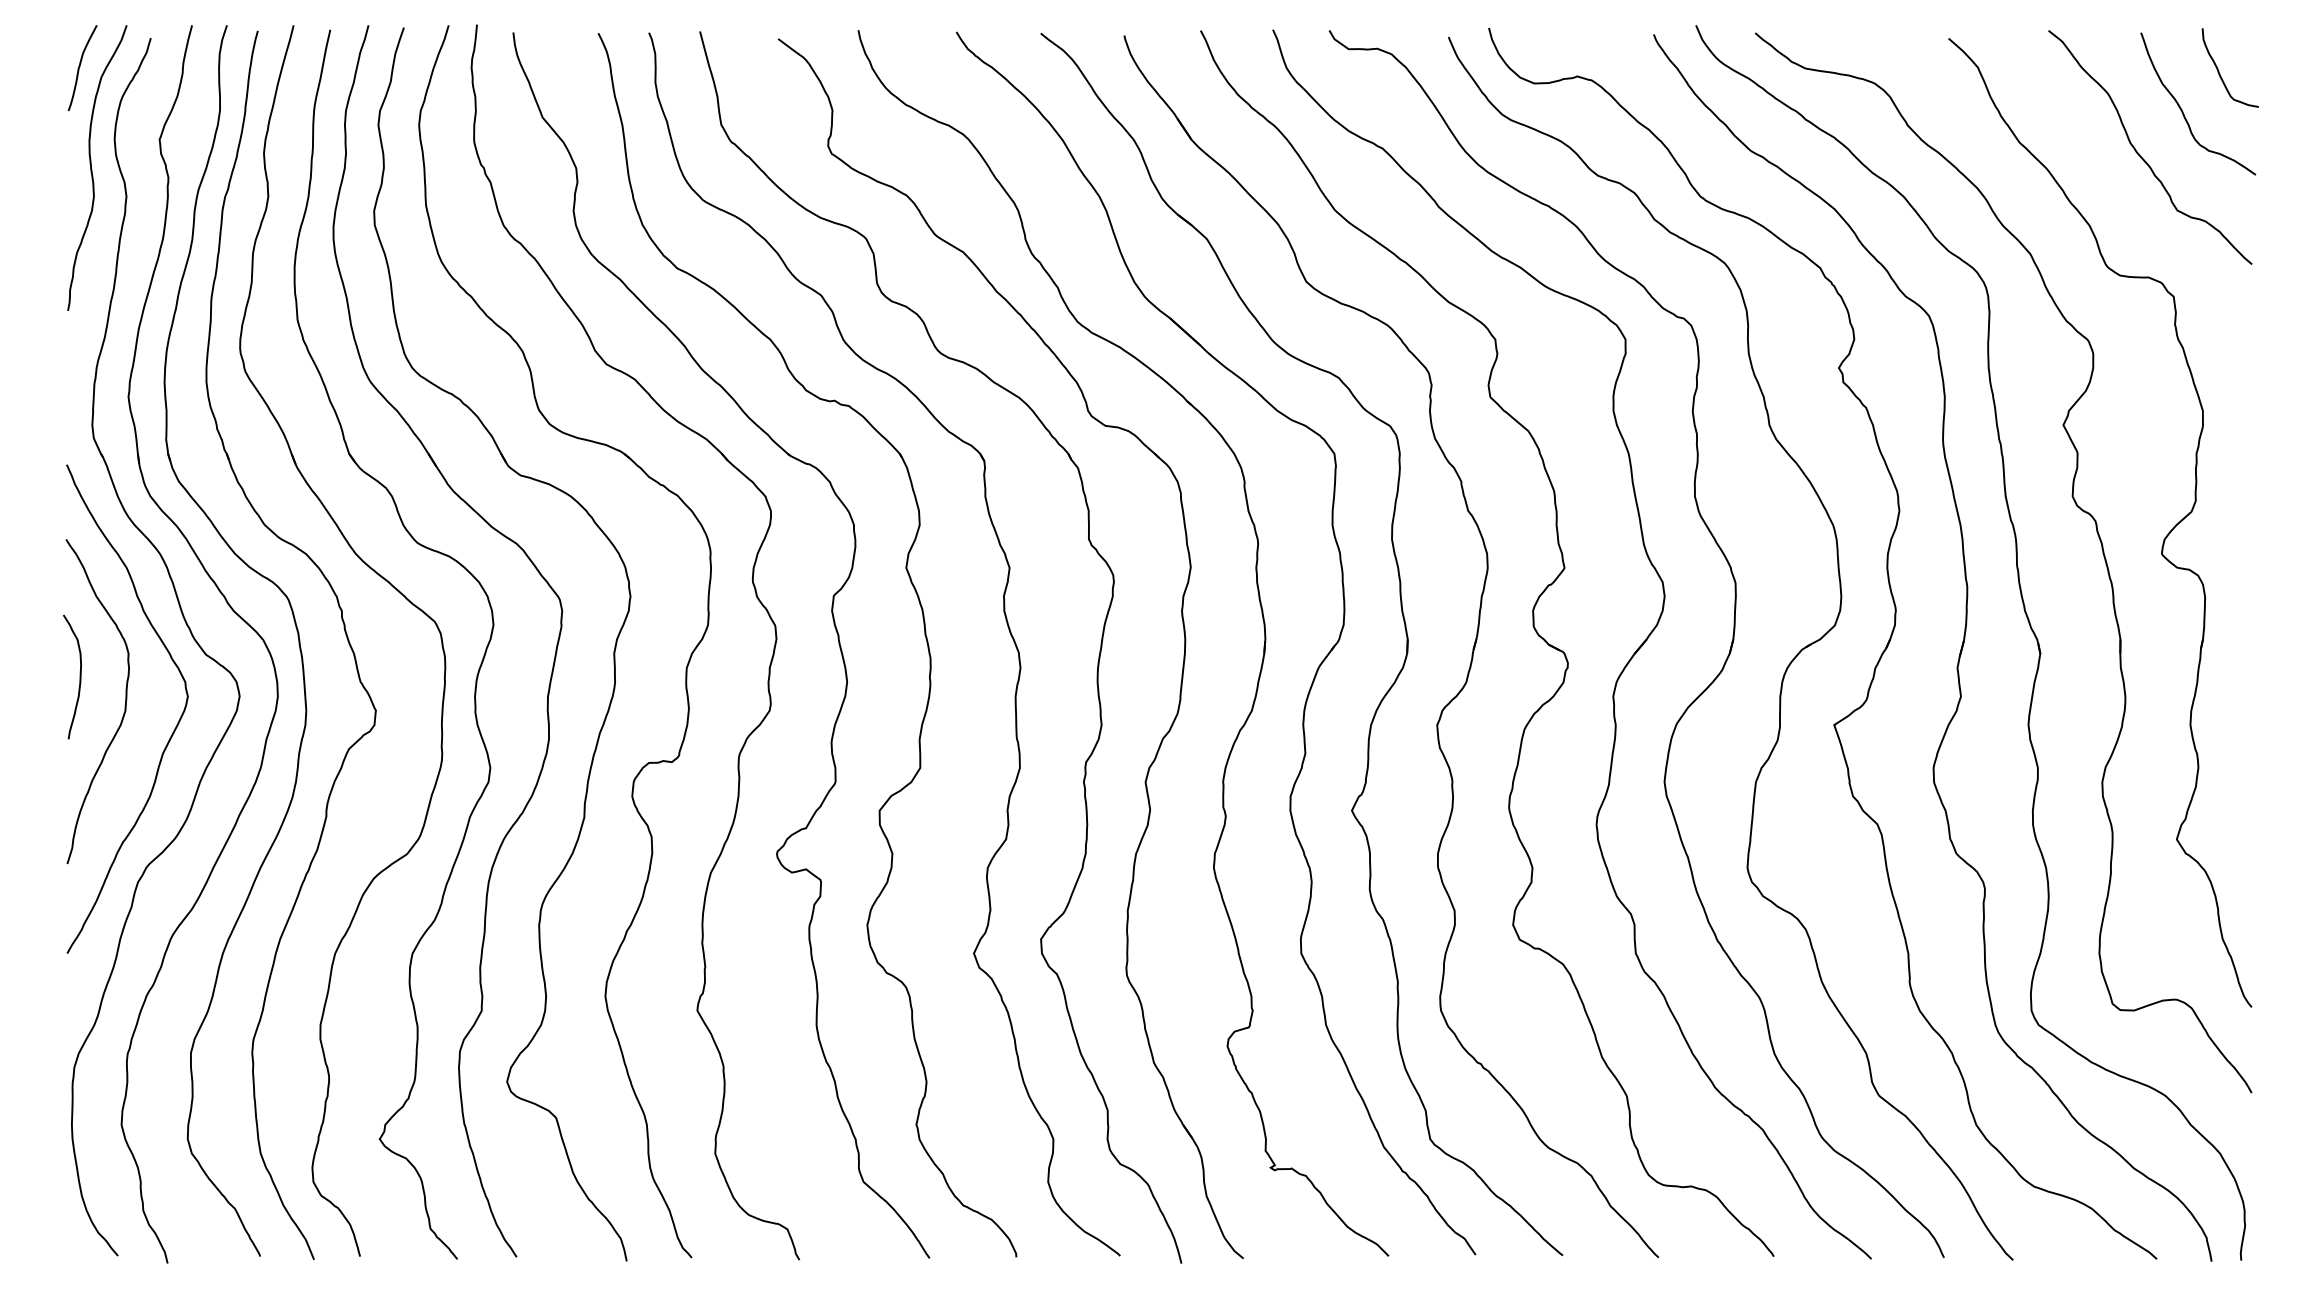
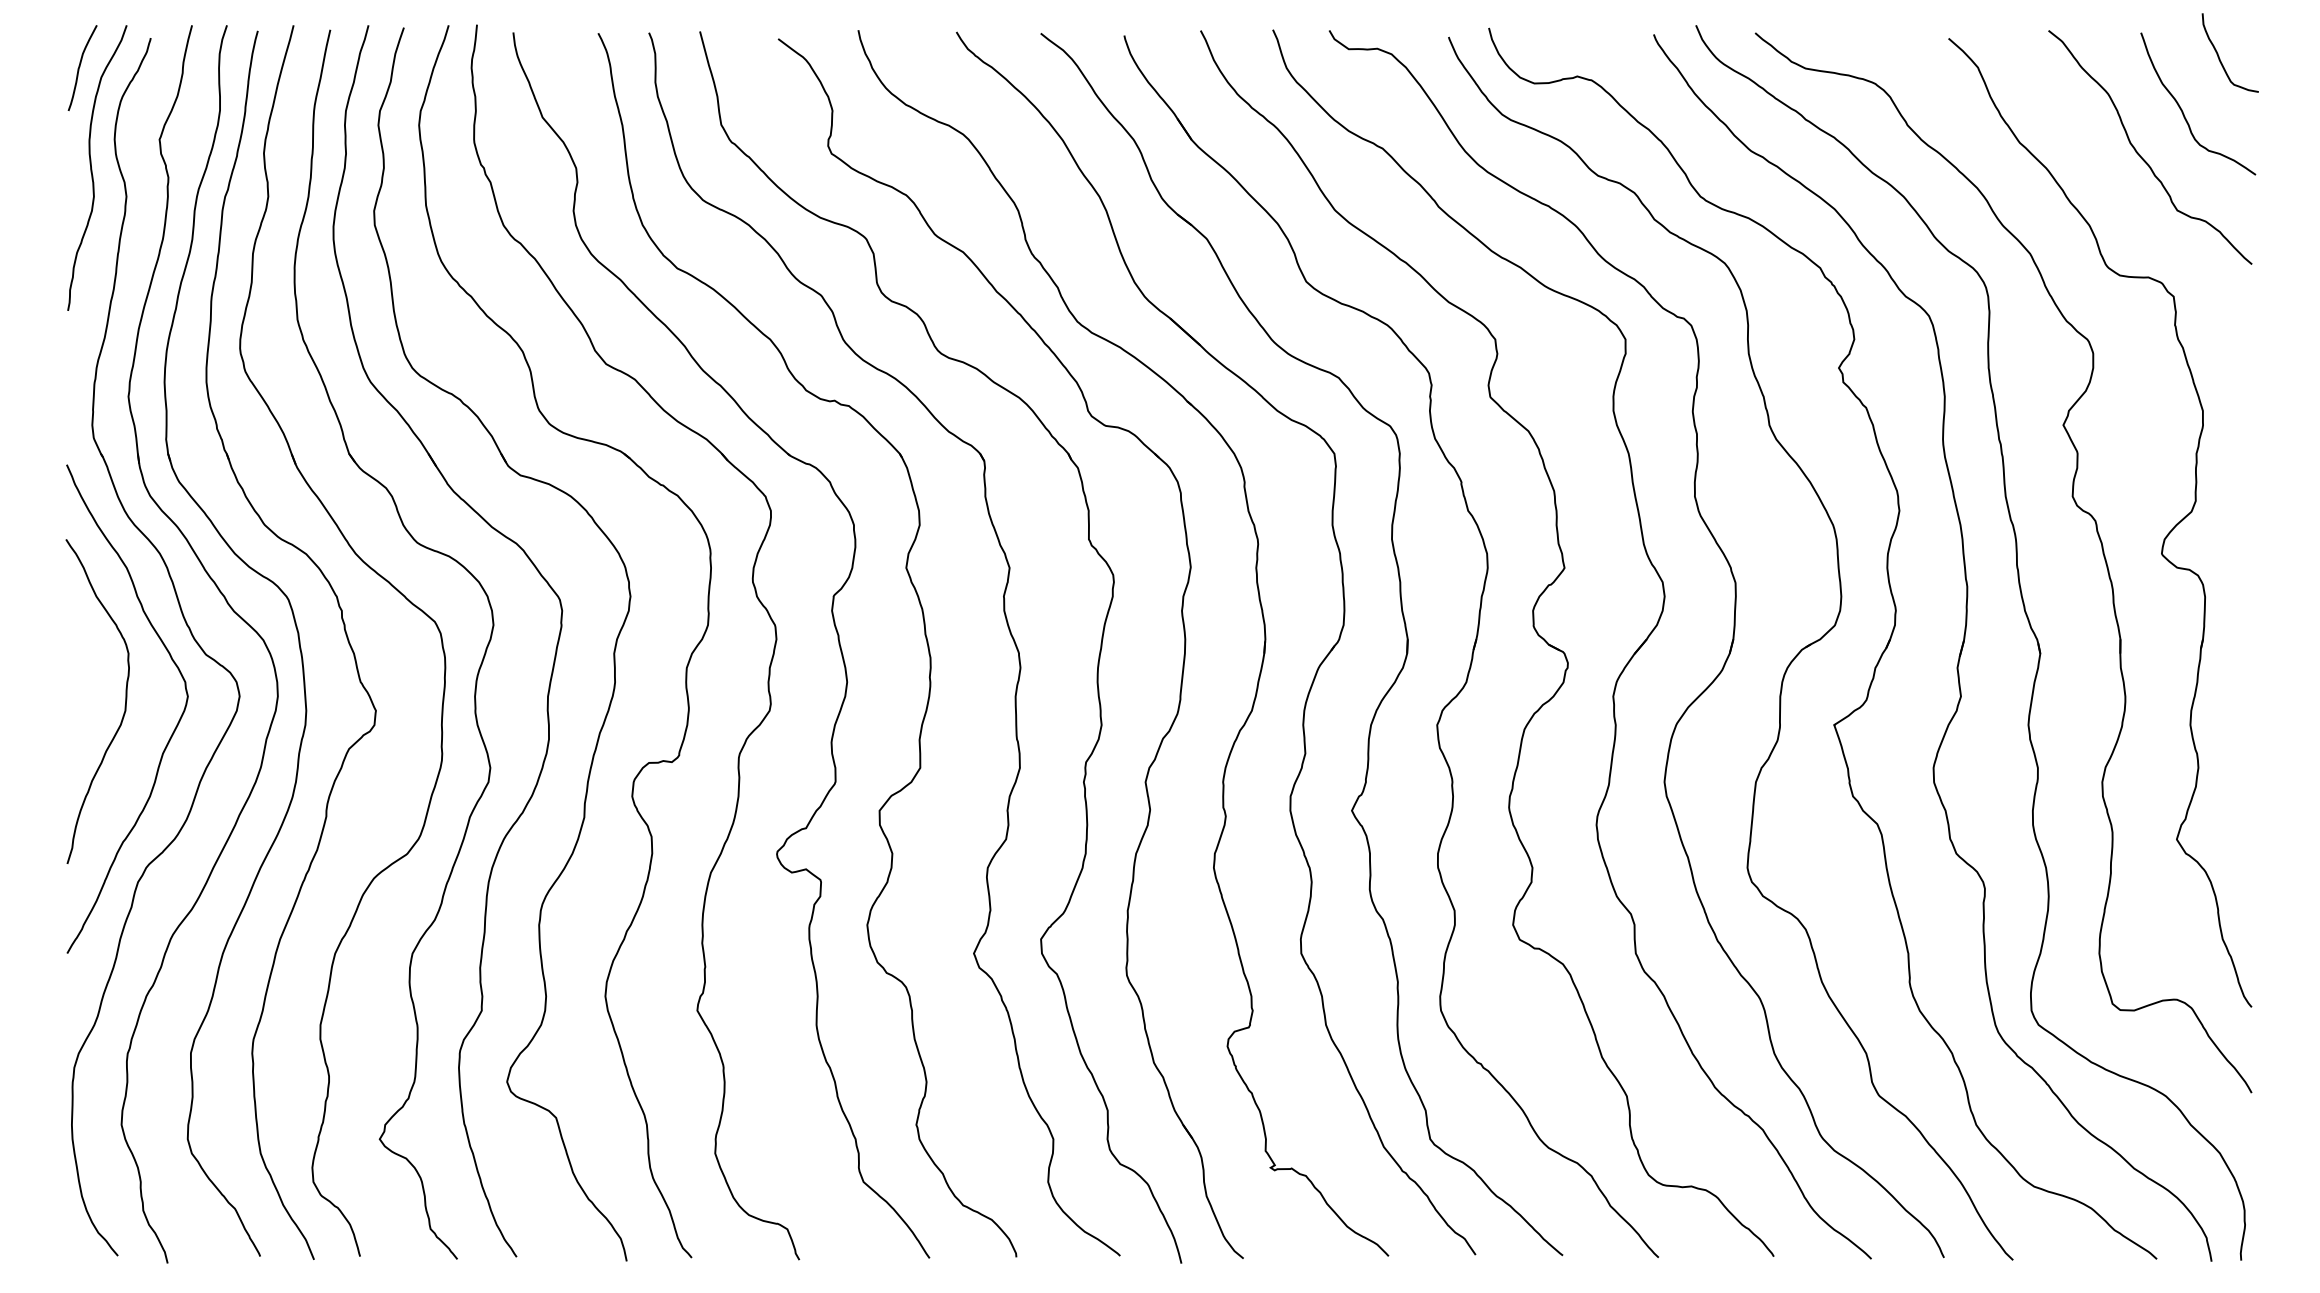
curve position: (2219, 71) -> (2219, 56) (2219, 56)
curve: present -> none (79, 676)
